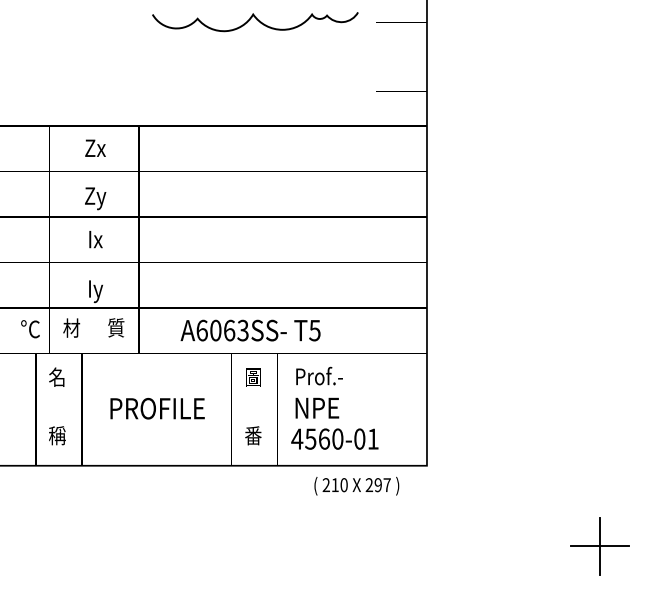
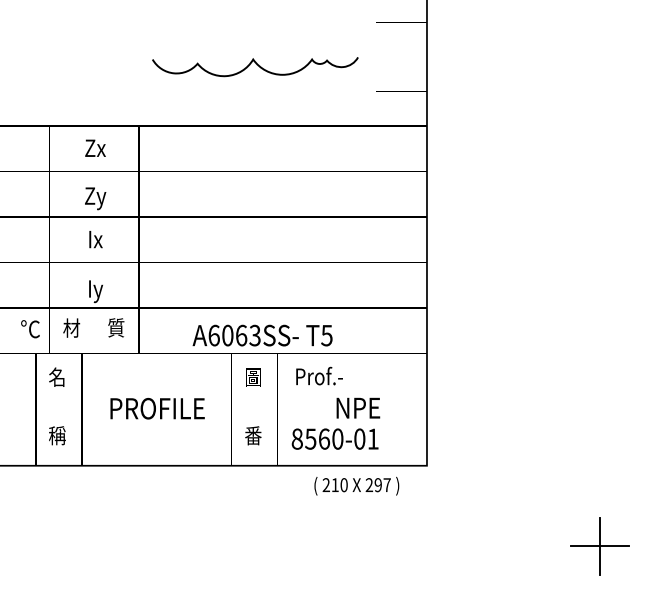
curve position: (257, 20) -> (257, 65) (257, 65)
text position: (250, 330) -> (262, 335) (262, 335)
text position: (317, 407) -> (358, 407) (358, 407)
text: 4560-01 -> 8560-01 (297, 438)
